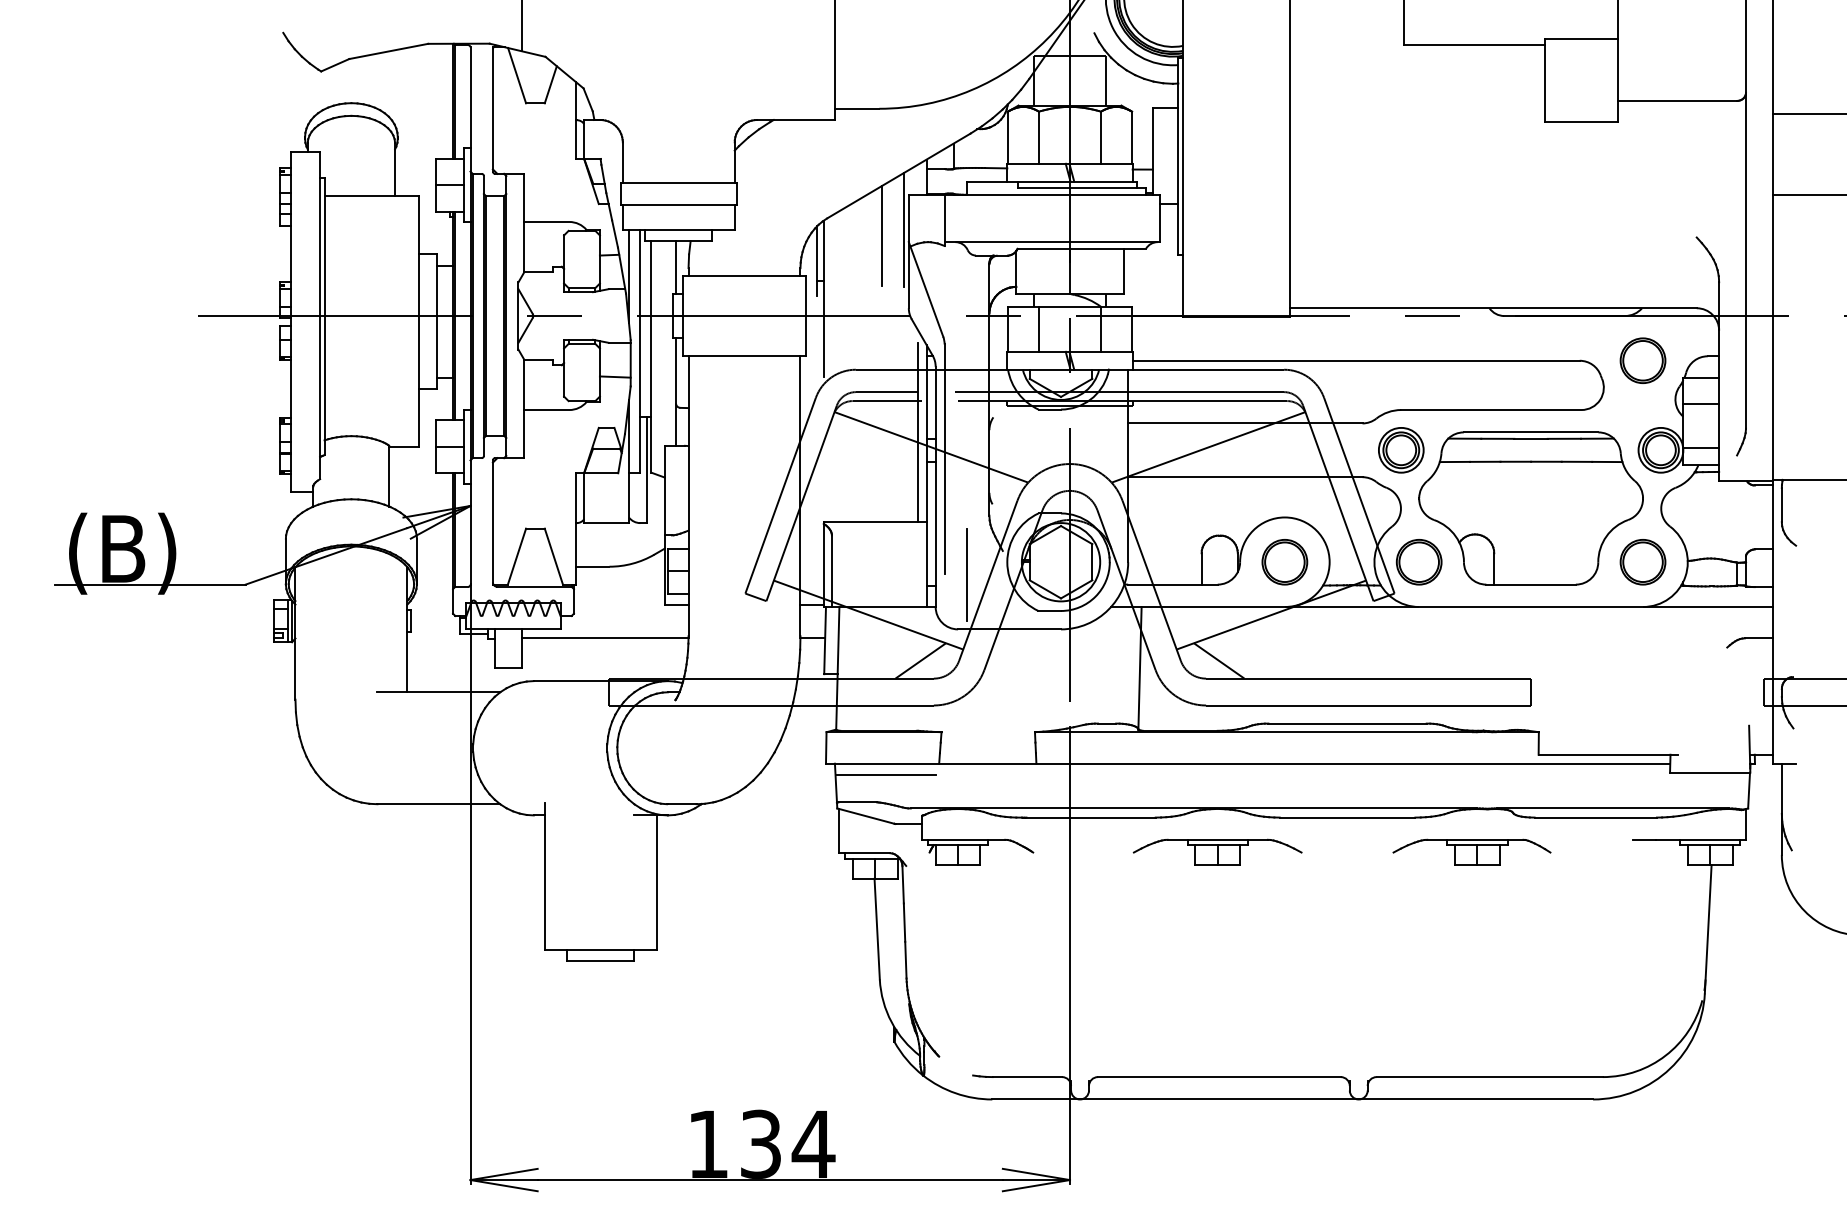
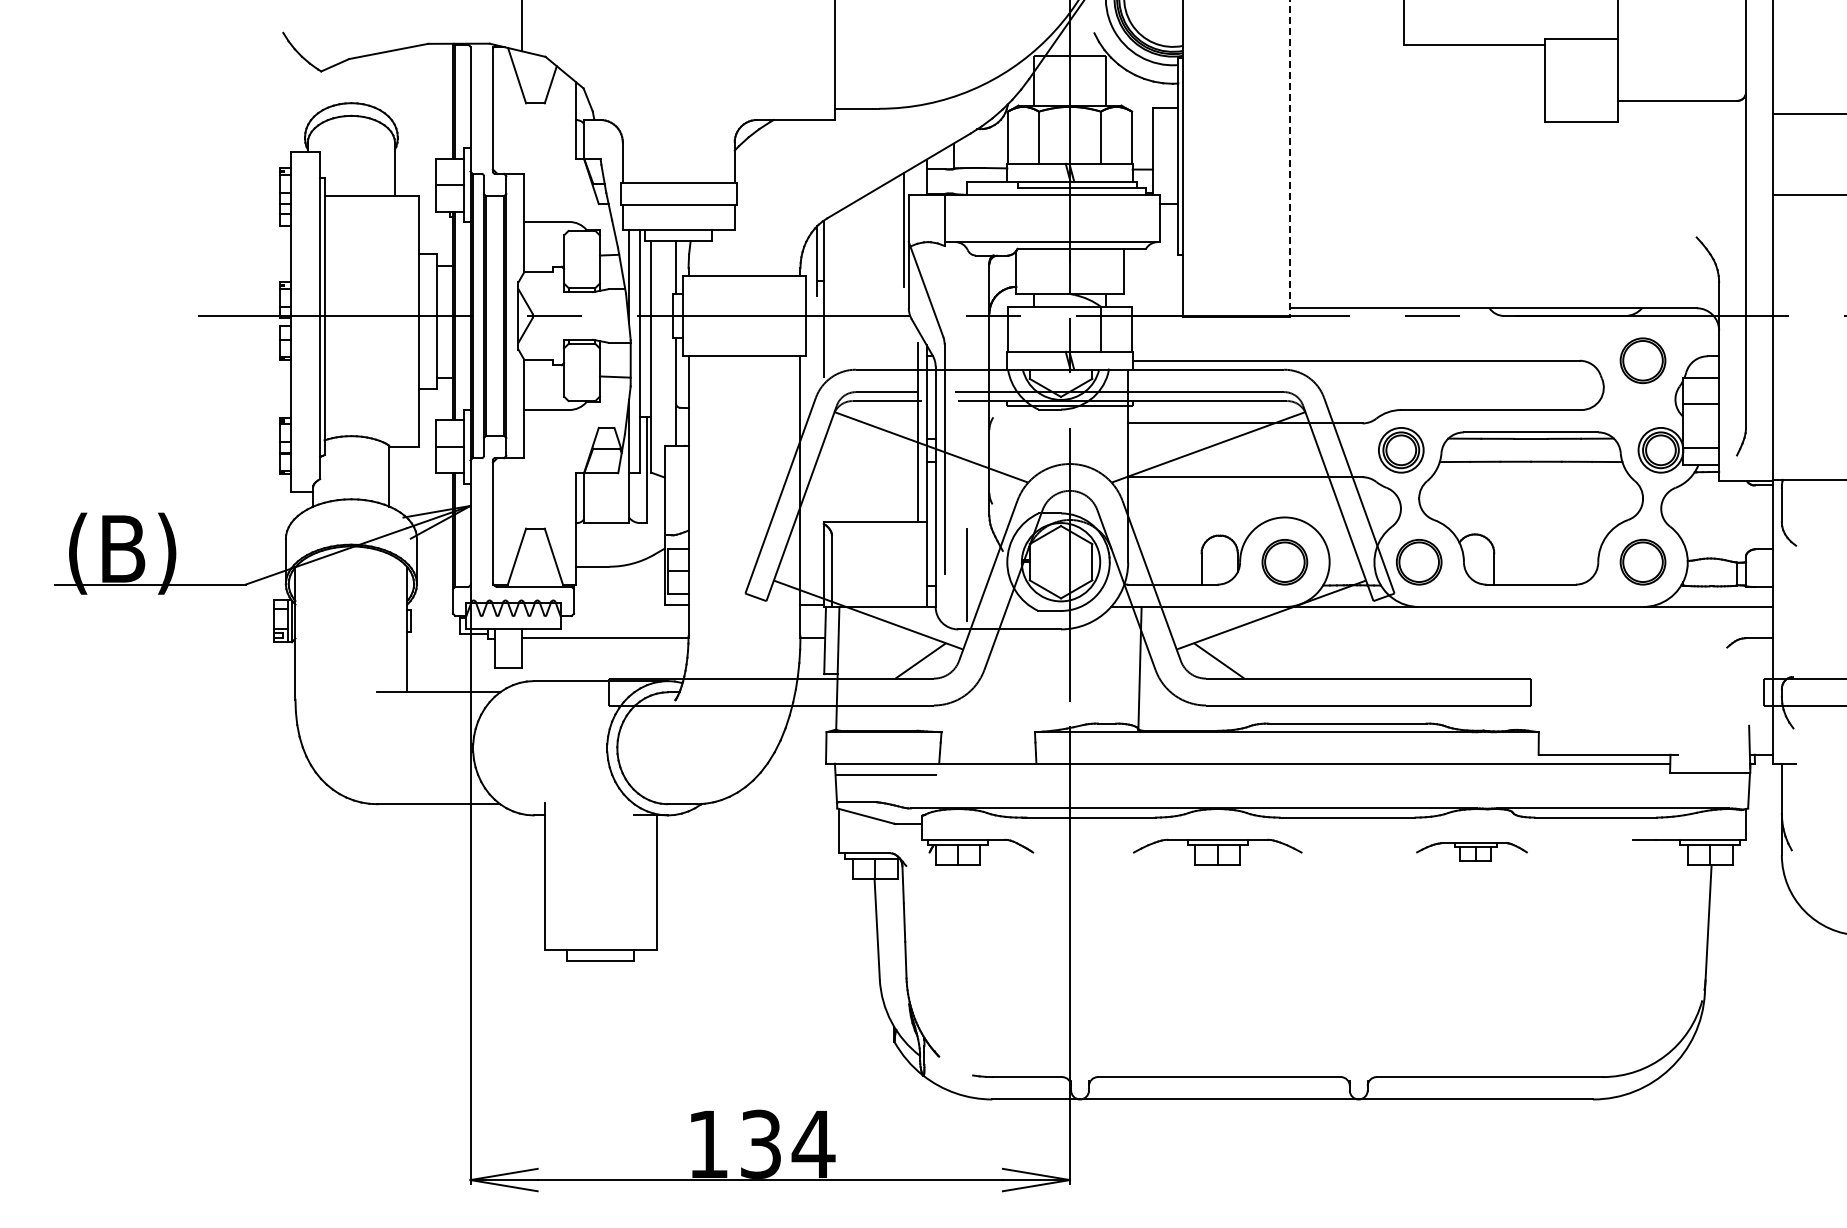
line: solid -> dashed (1290, 159)
line: present -> none (881, 236)
line: present -> none (1038, 329)
part size: 160x28 px -> 112x20 px (1471, 851)
